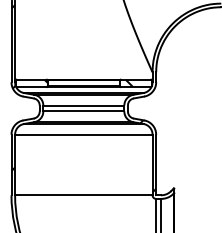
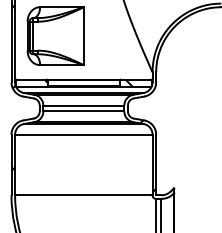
part: none -> present (55, 35)
